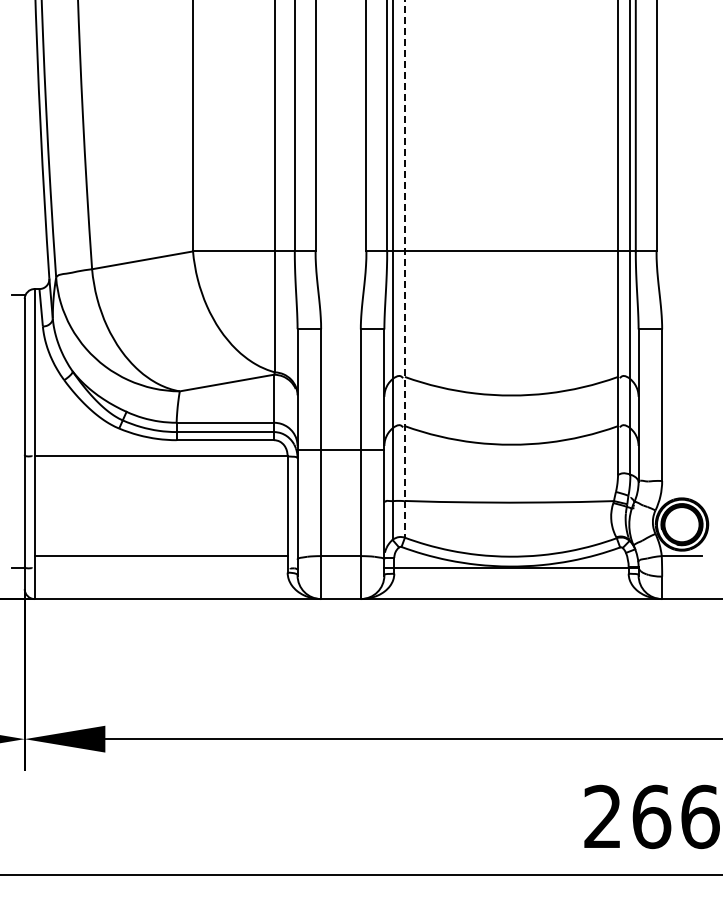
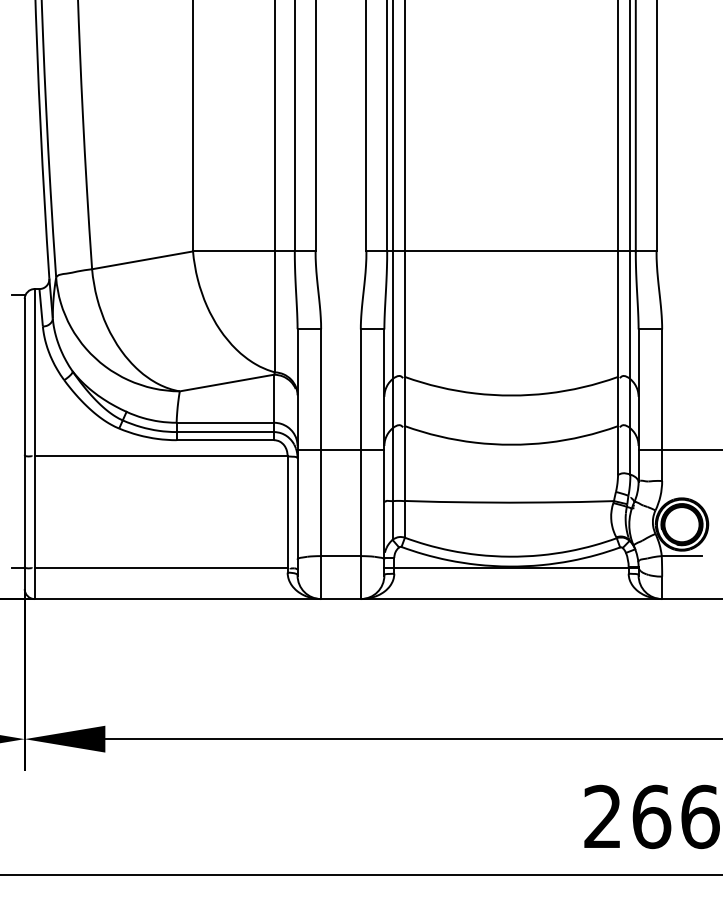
line: dashed -> solid (404, 269)
line: none -> present (678, 450)
line position: (160, 556) -> (160, 568) (160, 568)
